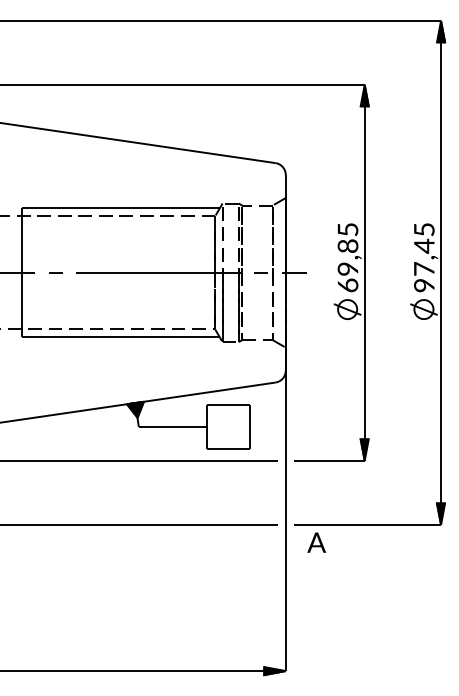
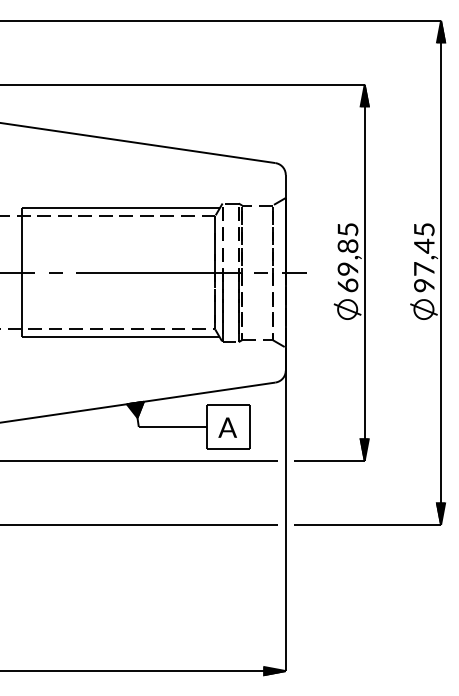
text position: (316, 542) -> (227, 427) (227, 427)
